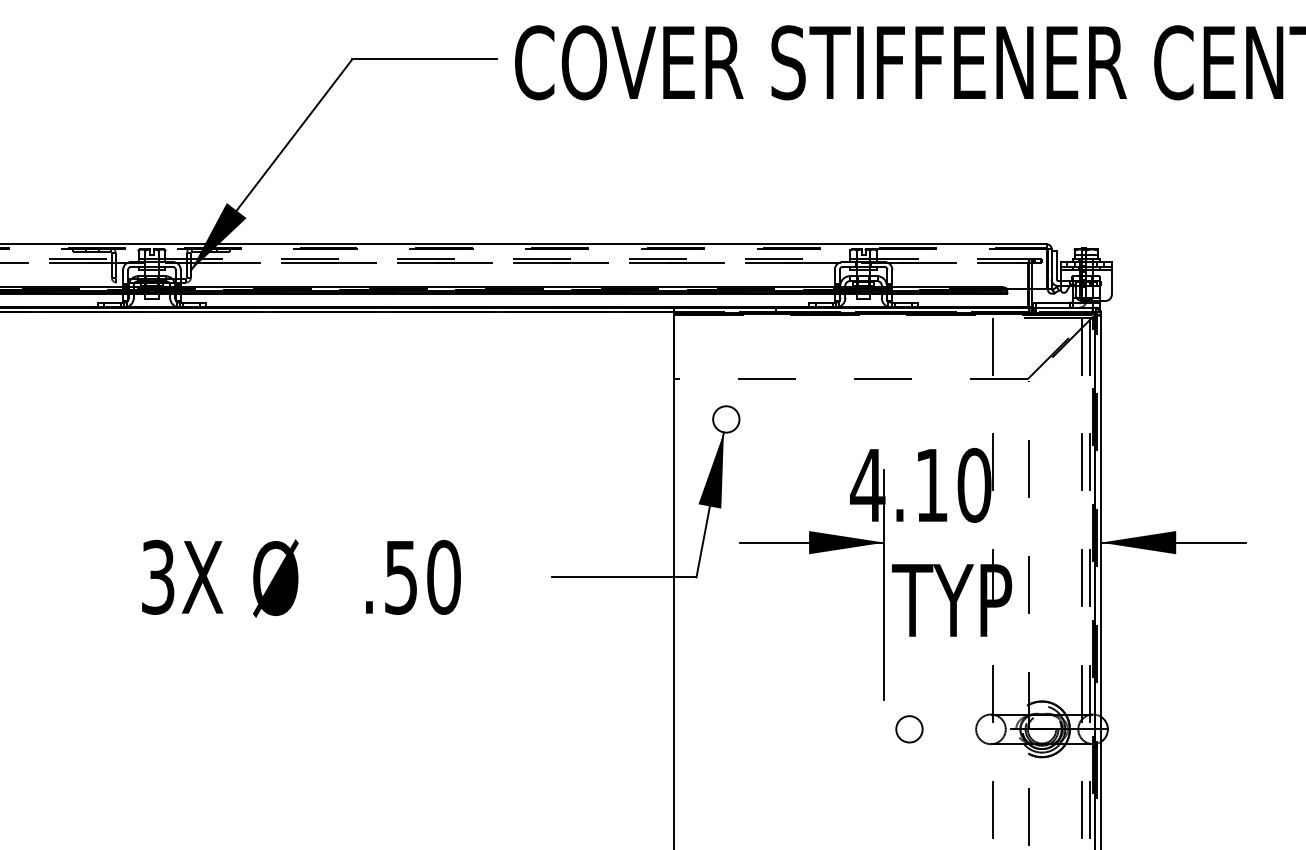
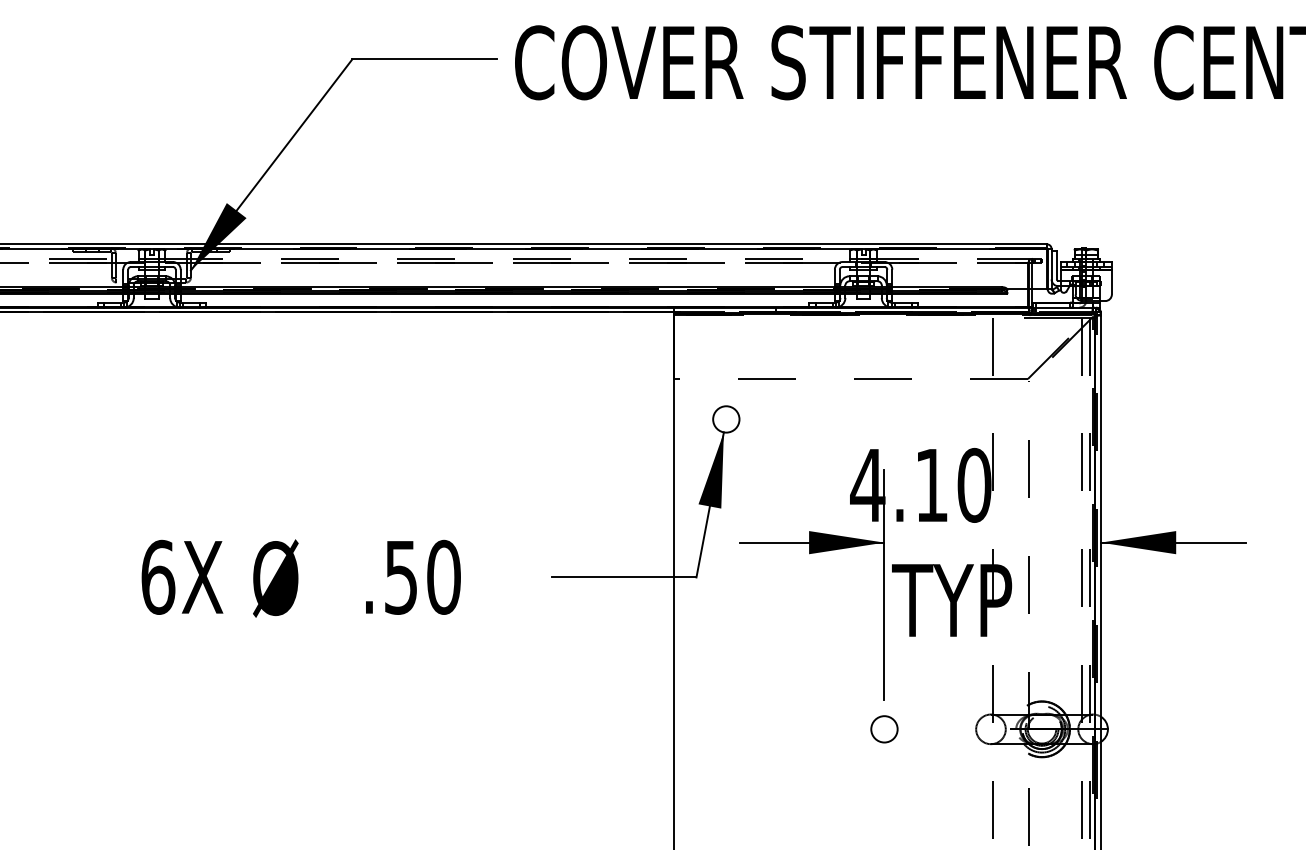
line: dashed -> solid (524, 248)
text: 3X -> 6X (158, 576)
circle position: (909, 729) -> (884, 729) (884, 729)
